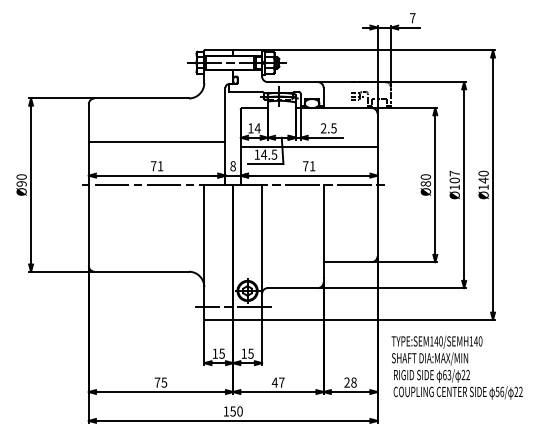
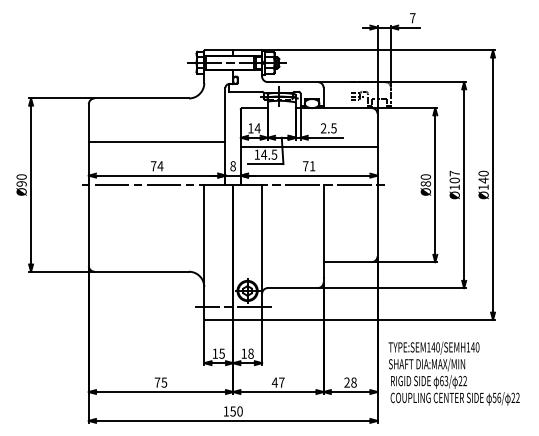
text: 71 -> 74 (160, 166)
text: 15 -> 18 (250, 353)
text position: (456, 367) -> (453, 373) (453, 373)
